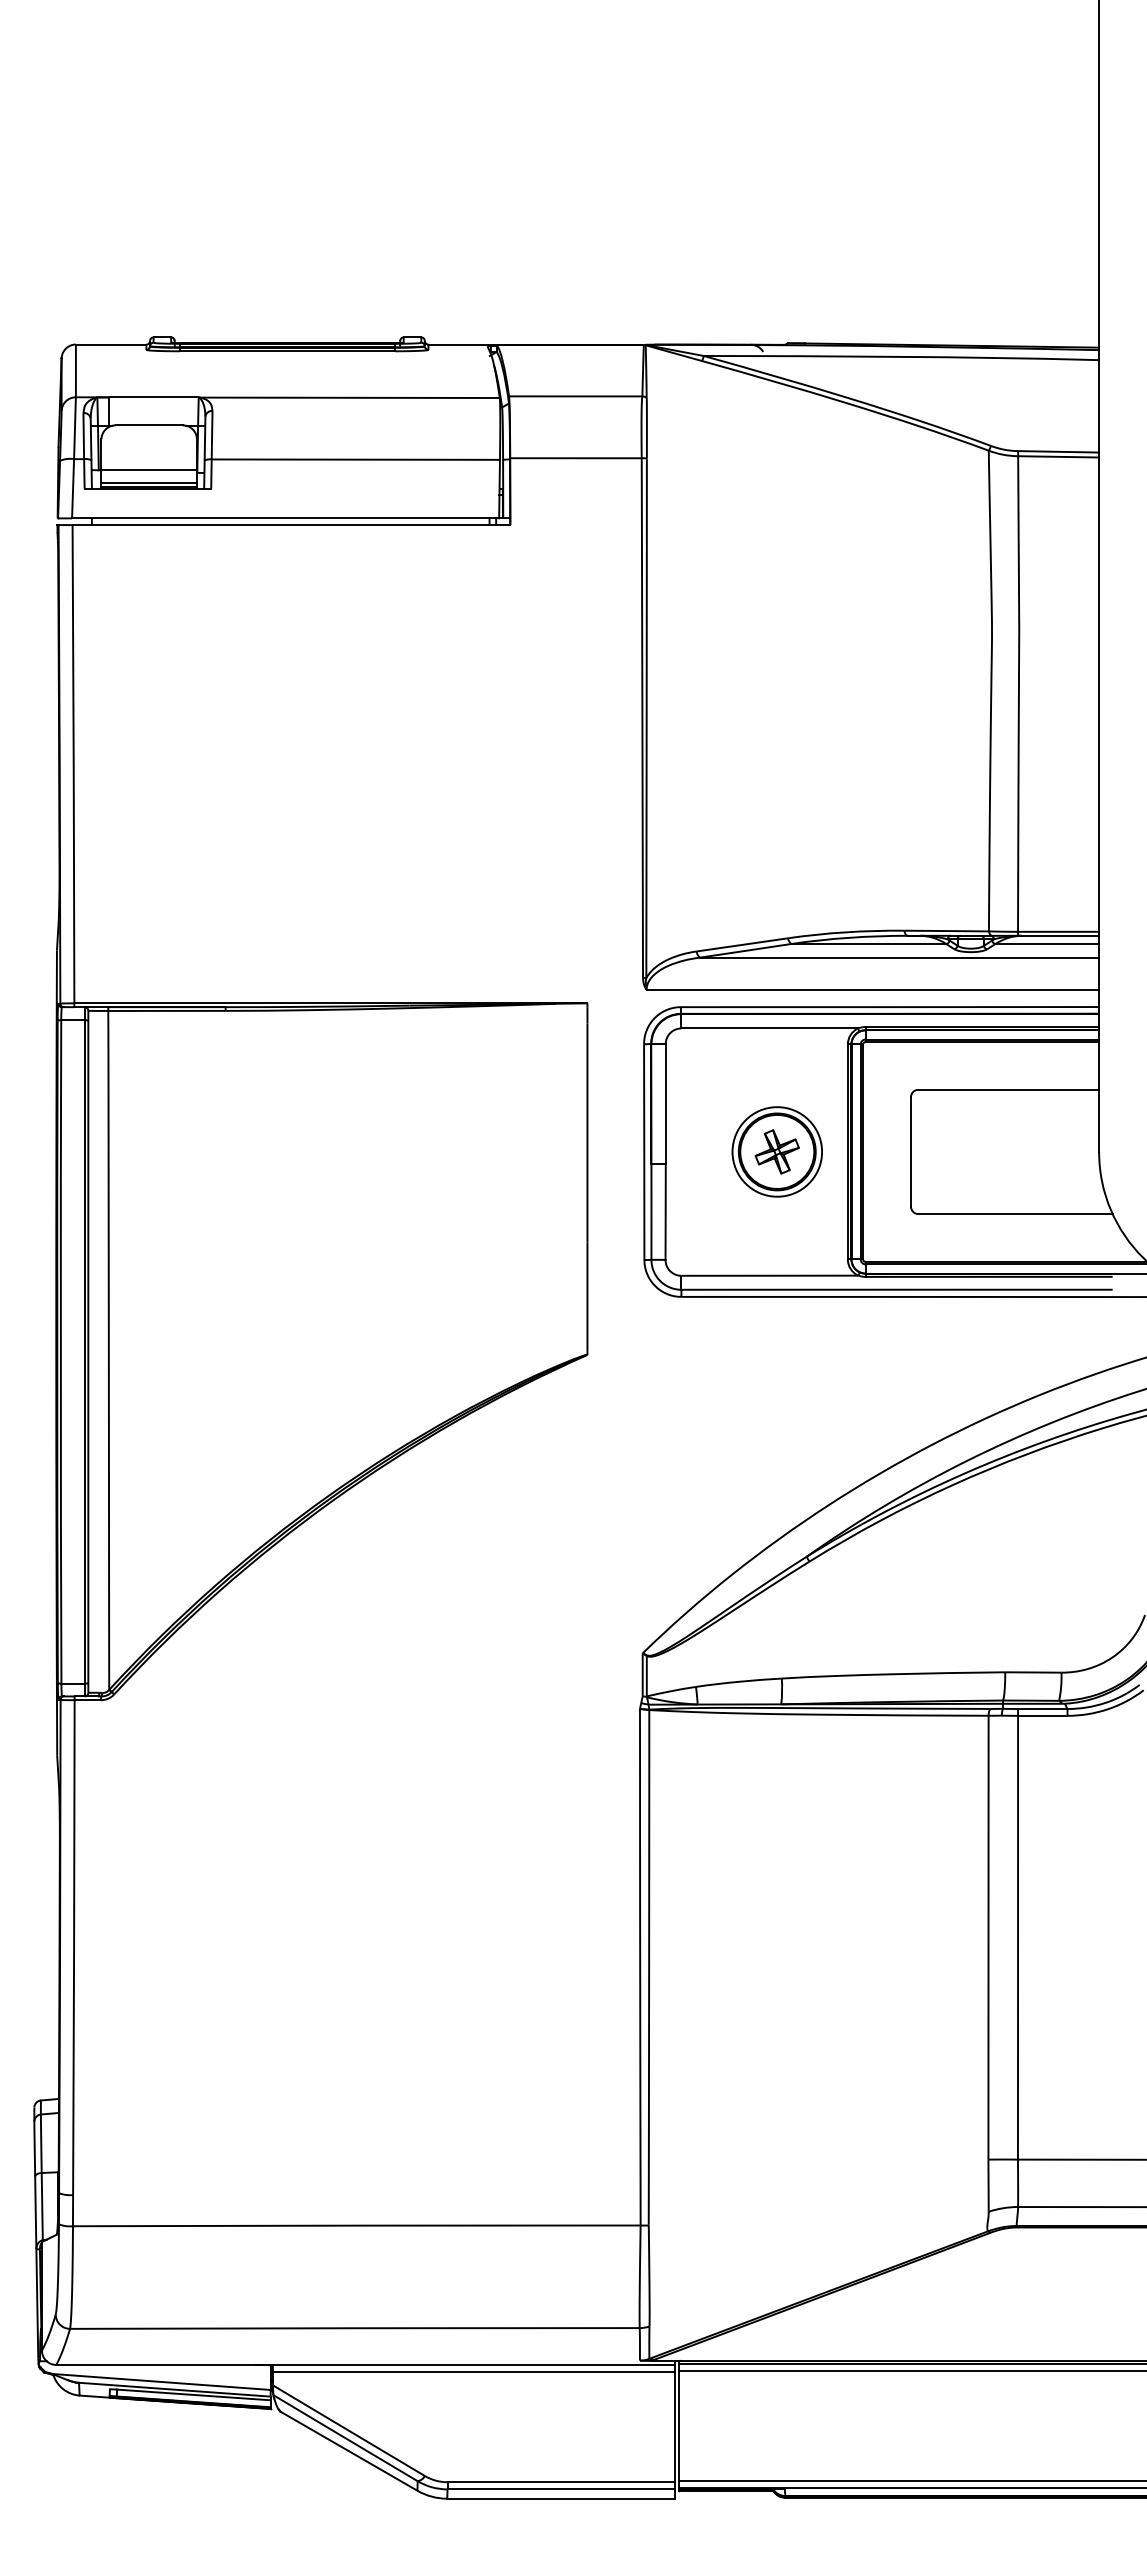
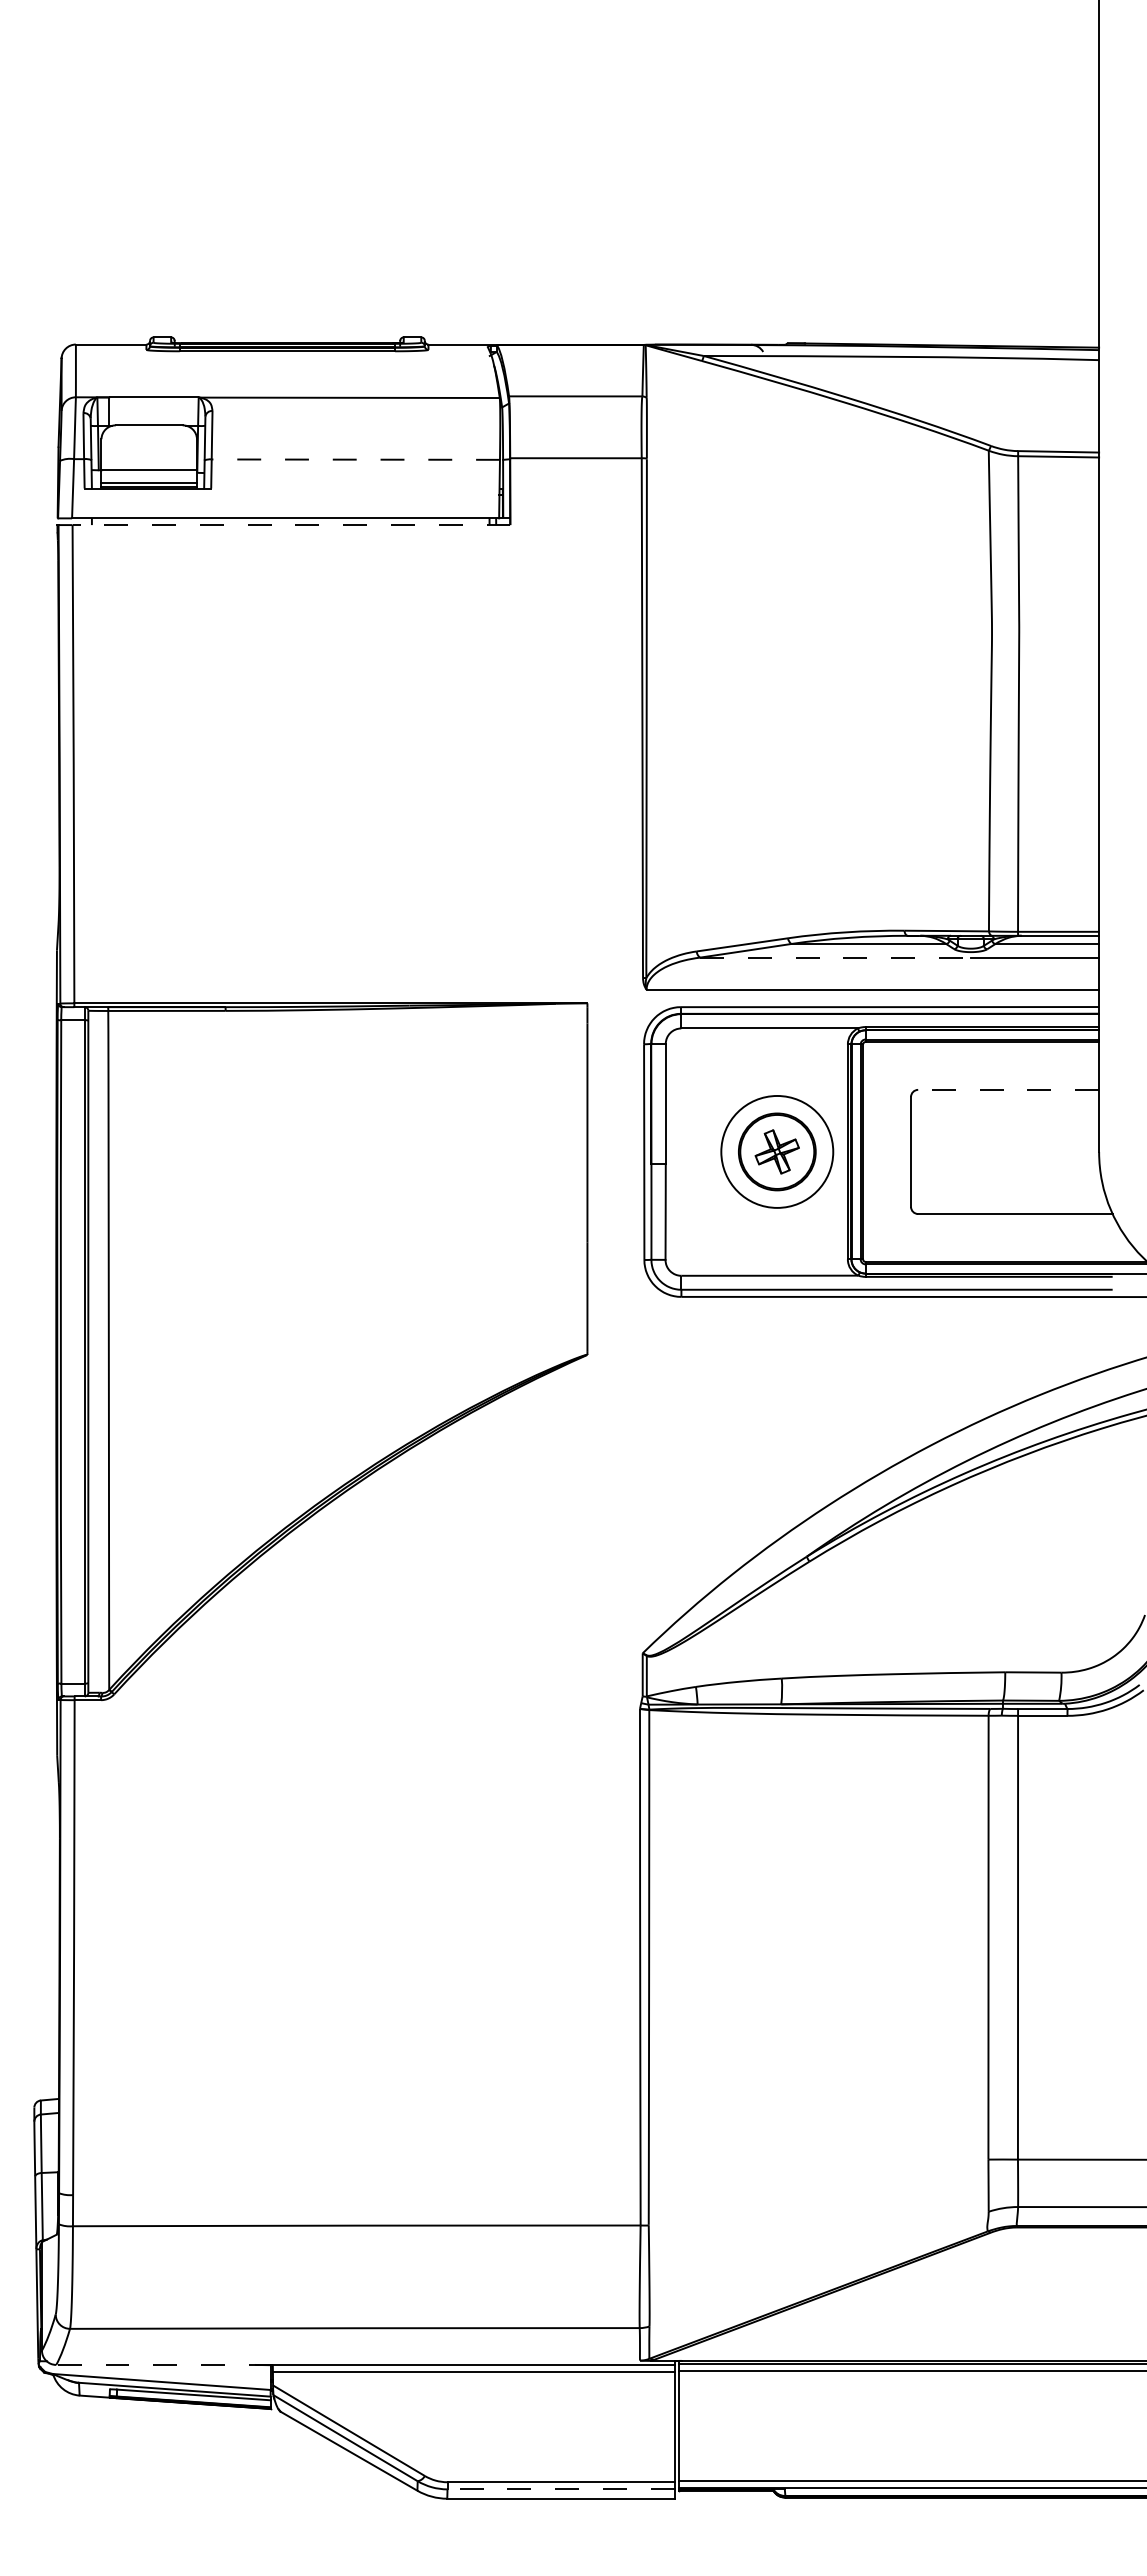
line: solid -> dashed (355, 459)
line: solid -> dashed (291, 525)
line: solid -> dashed (835, 957)
line: solid -> dashed (1008, 1089)
circle diameter: 90 px -> 112 px (777, 1151)
line: solid -> dashed (164, 2364)
line: solid -> dashed (561, 2489)
